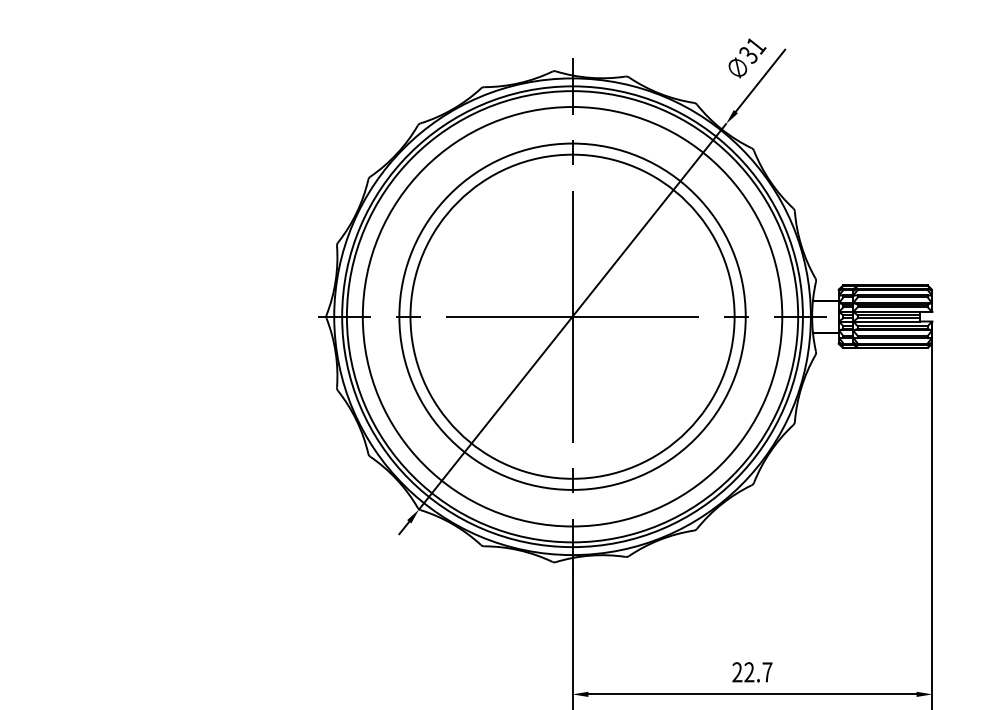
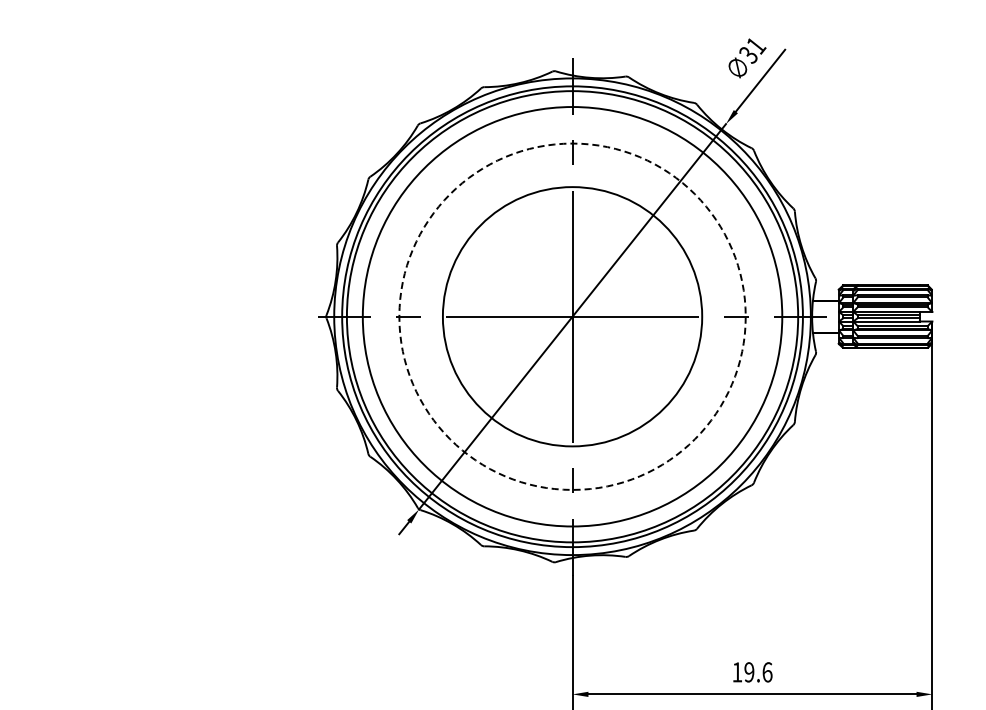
circle diameter: 324 px -> 259 px (572, 316)
circle: solid -> dashed (572, 316)
text: 22.7 -> 19.6 (752, 672)
